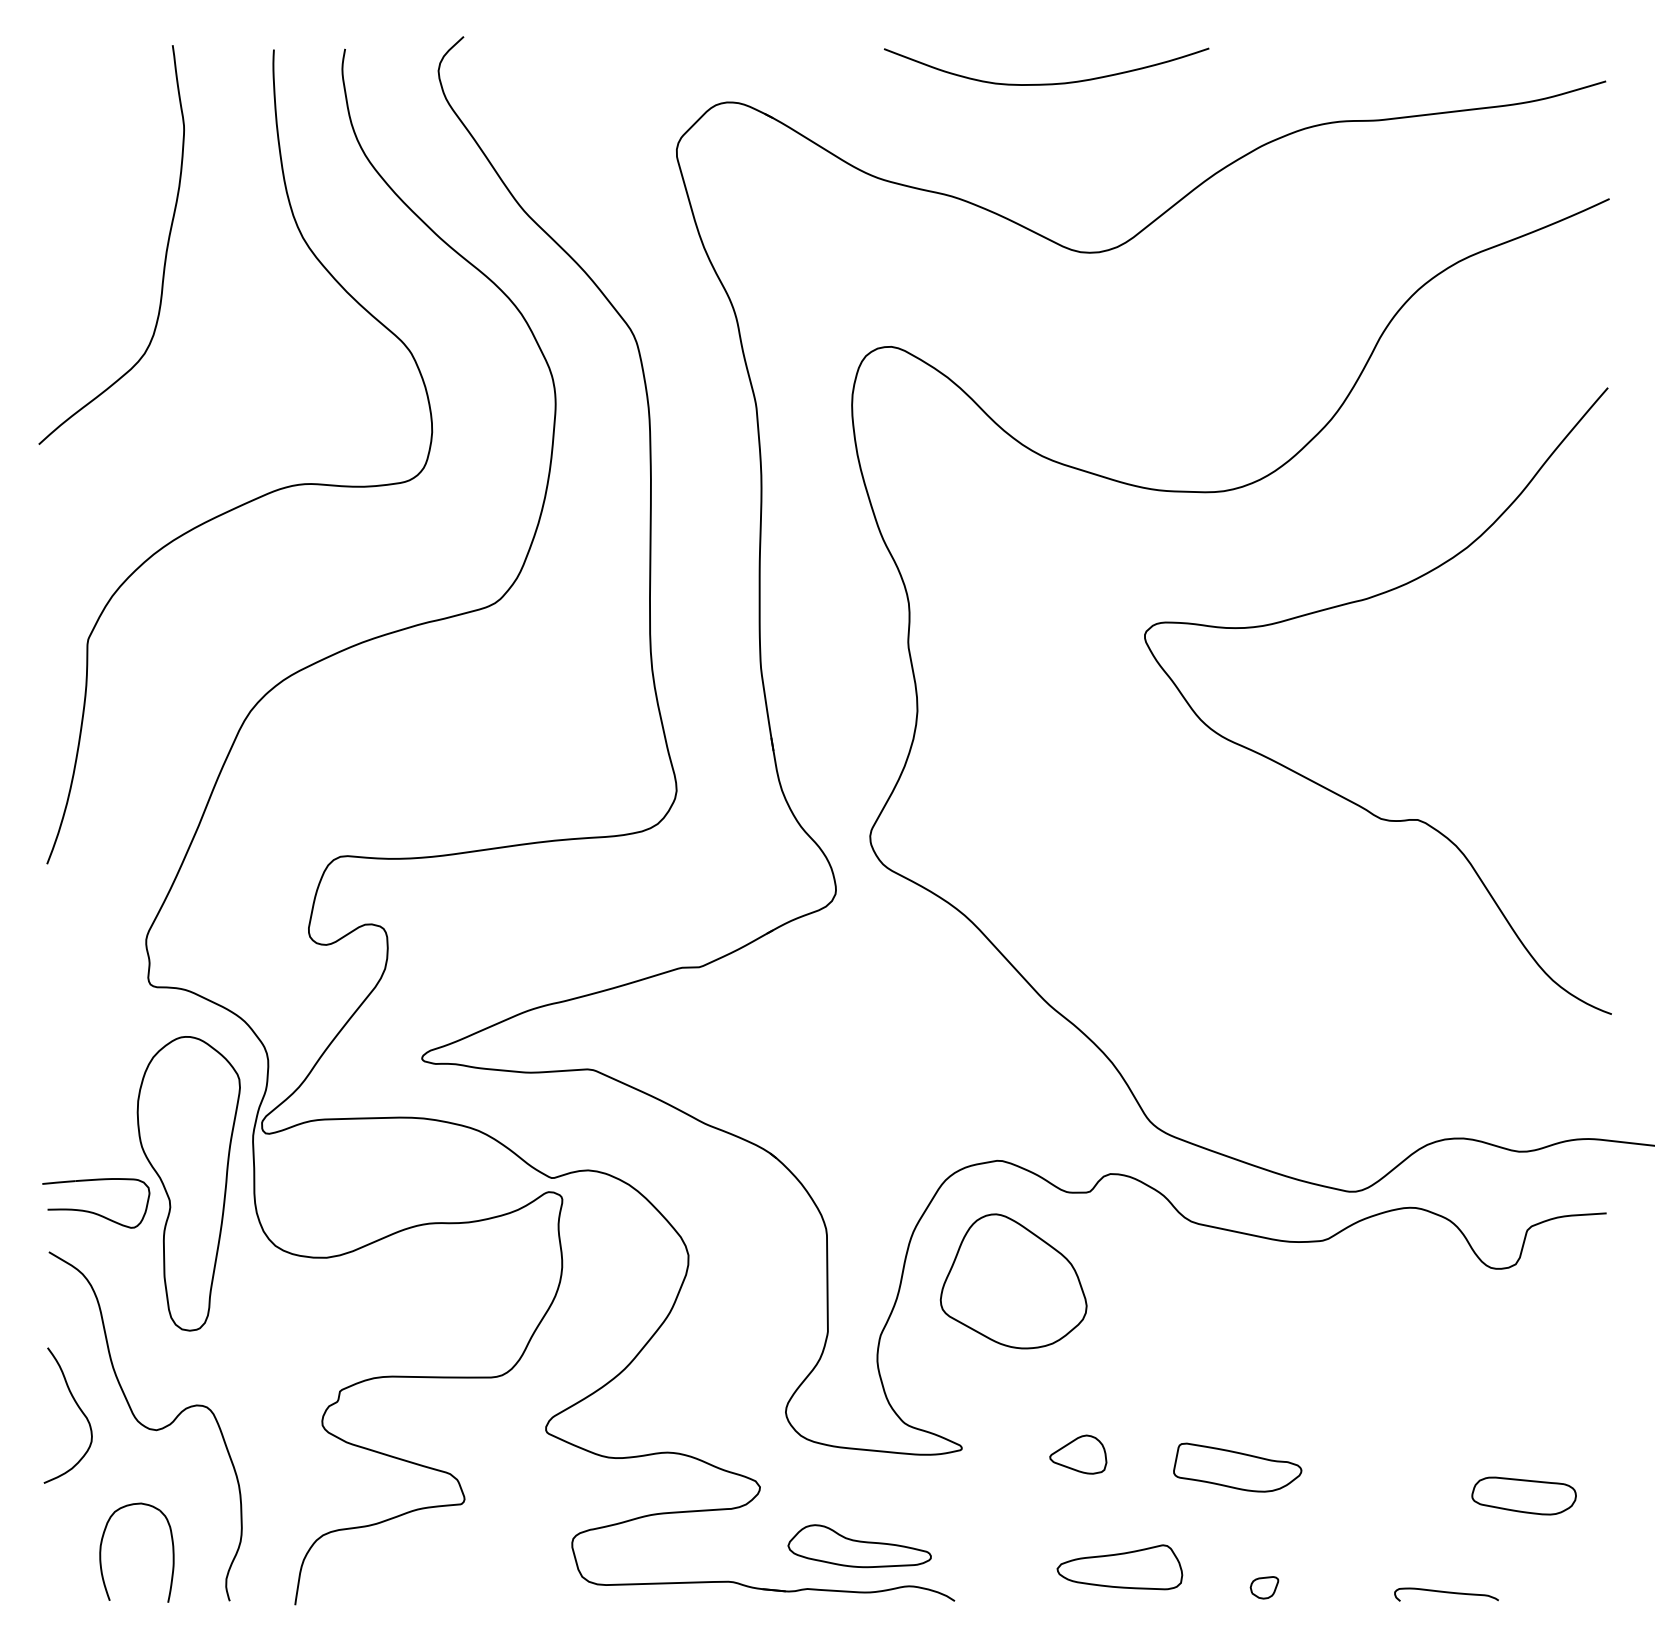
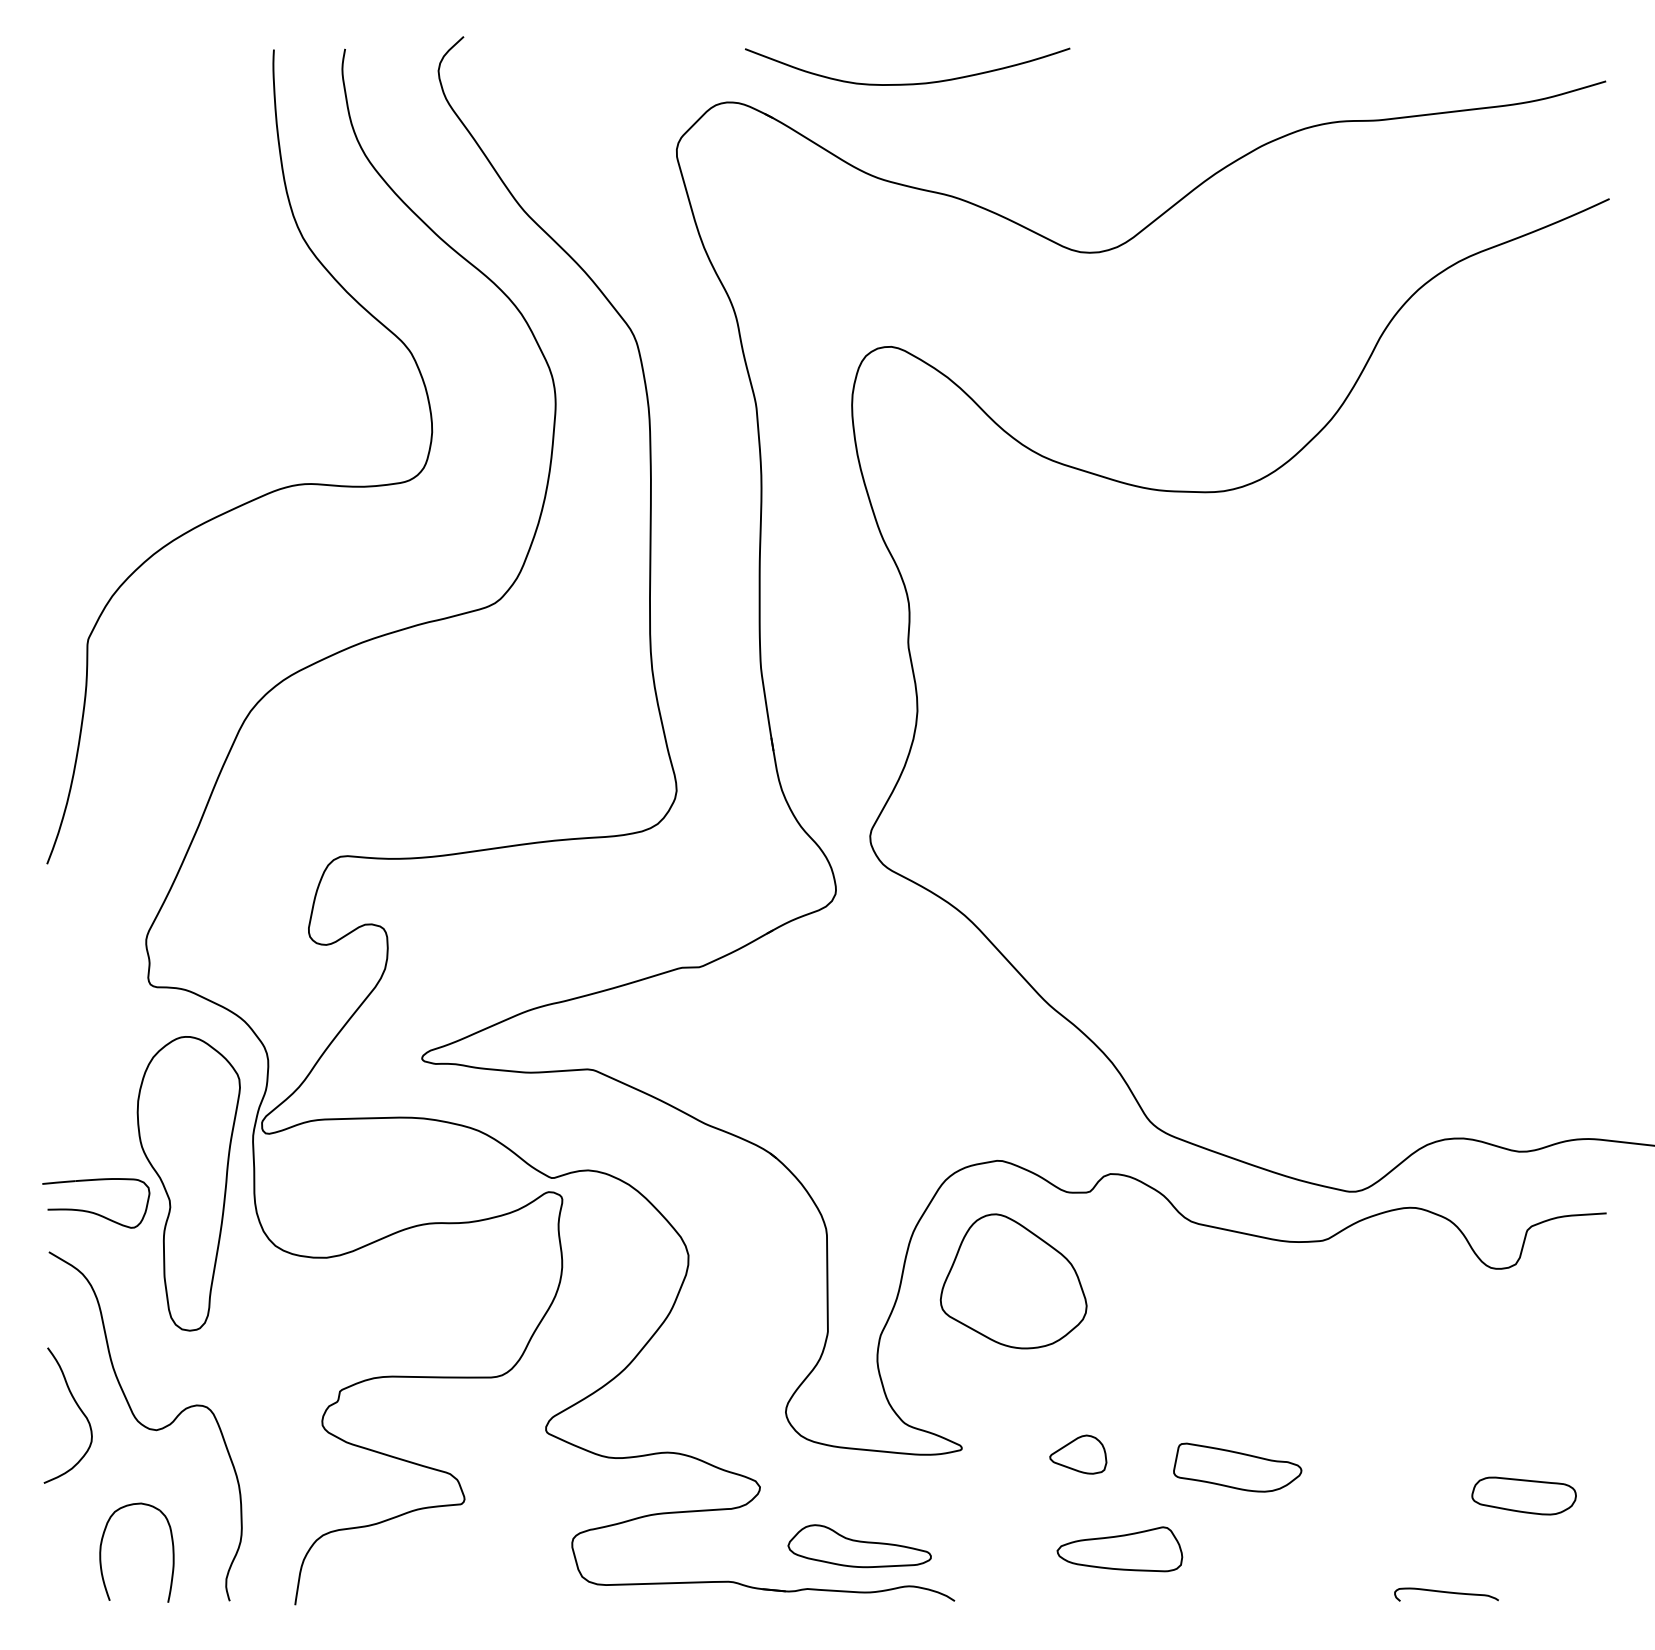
curve position: (1046, 83) -> (907, 83) (907, 83)
curve: present -> none (165, 251)
curve: present -> none (1353, 603)
part position: (1119, 1567) -> (1119, 1549) (1119, 1549)
part: present -> none (1264, 1587)
